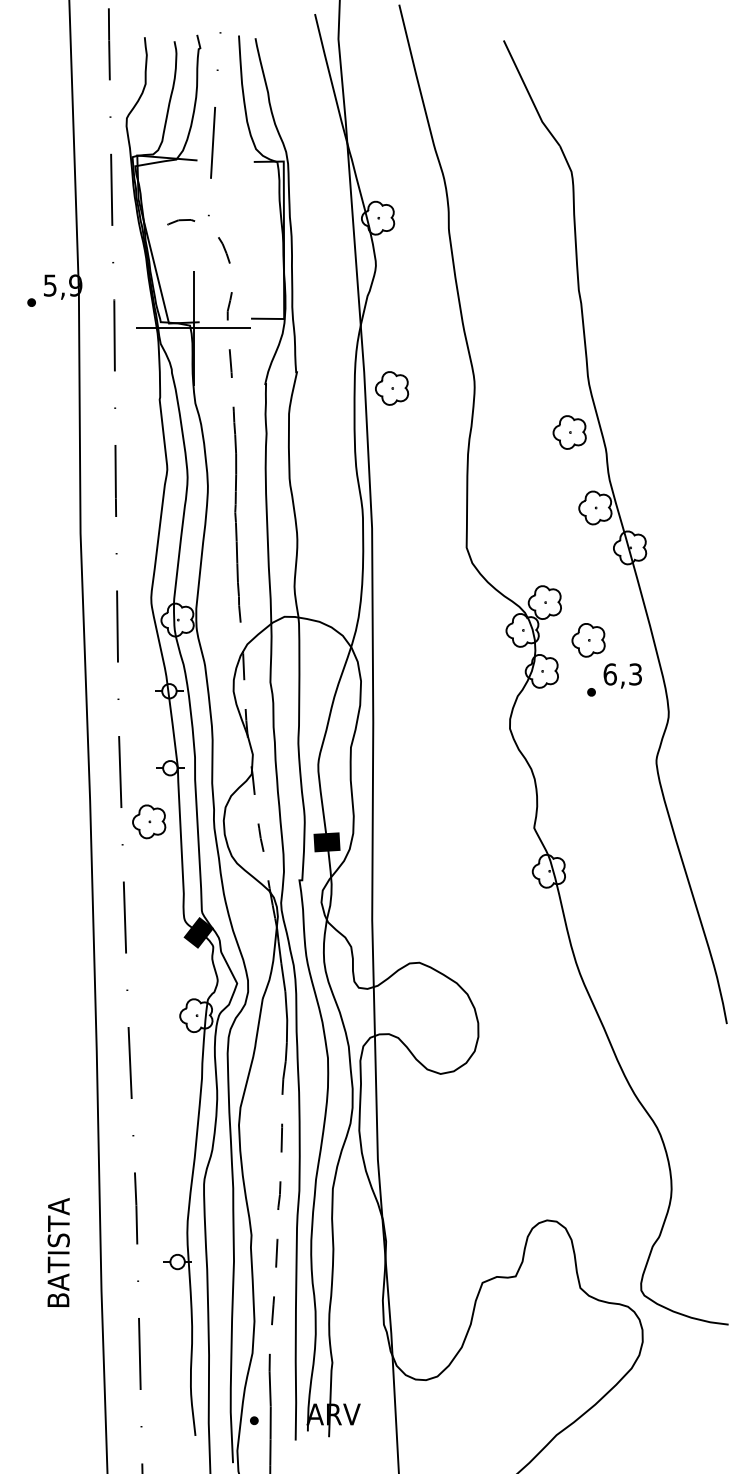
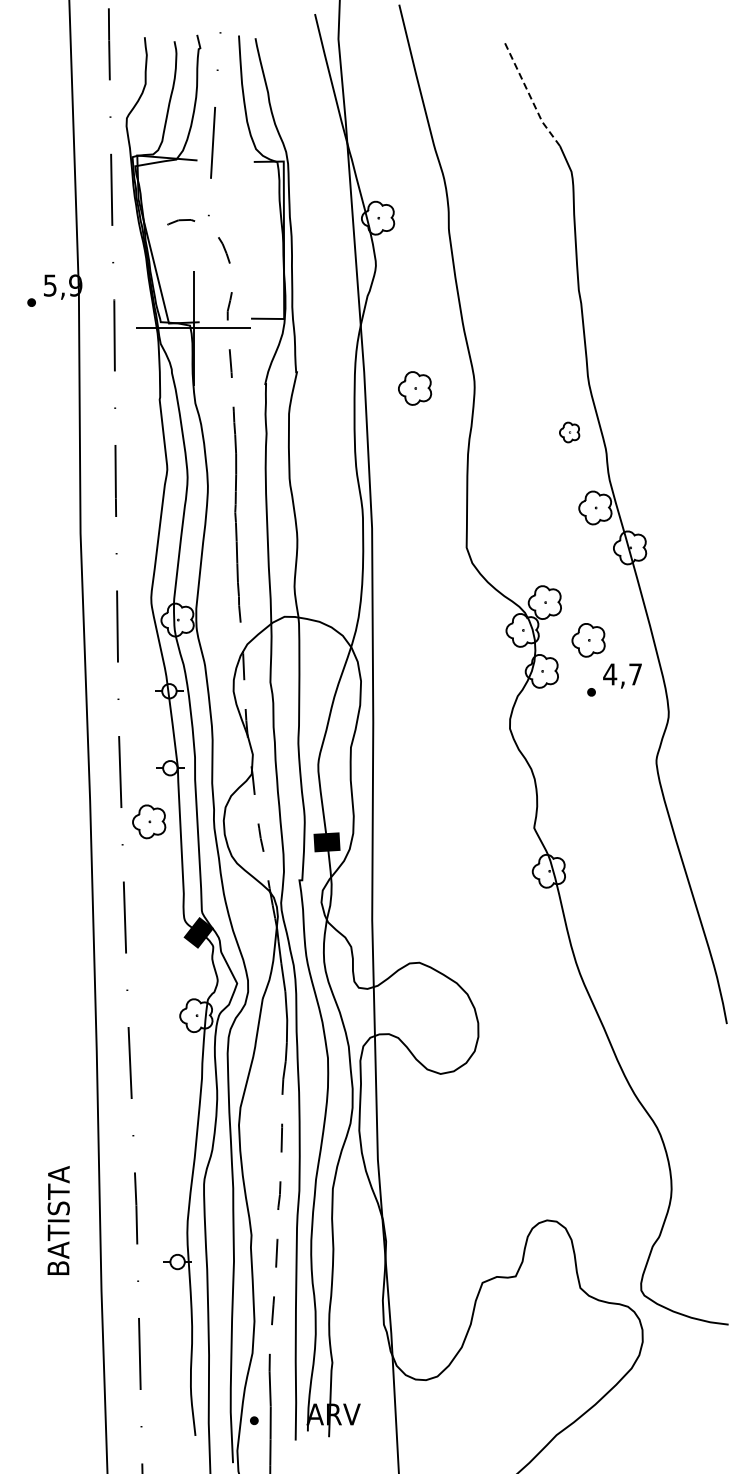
line: solid -> dashed (529, 95)
part position: (392, 388) -> (415, 388) (415, 388)
part size: 35x35 px -> 22x23 px (569, 432)
text: 6,3 -> 4,7 (622, 674)
text position: (58, 1252) -> (58, 1220) (58, 1220)
